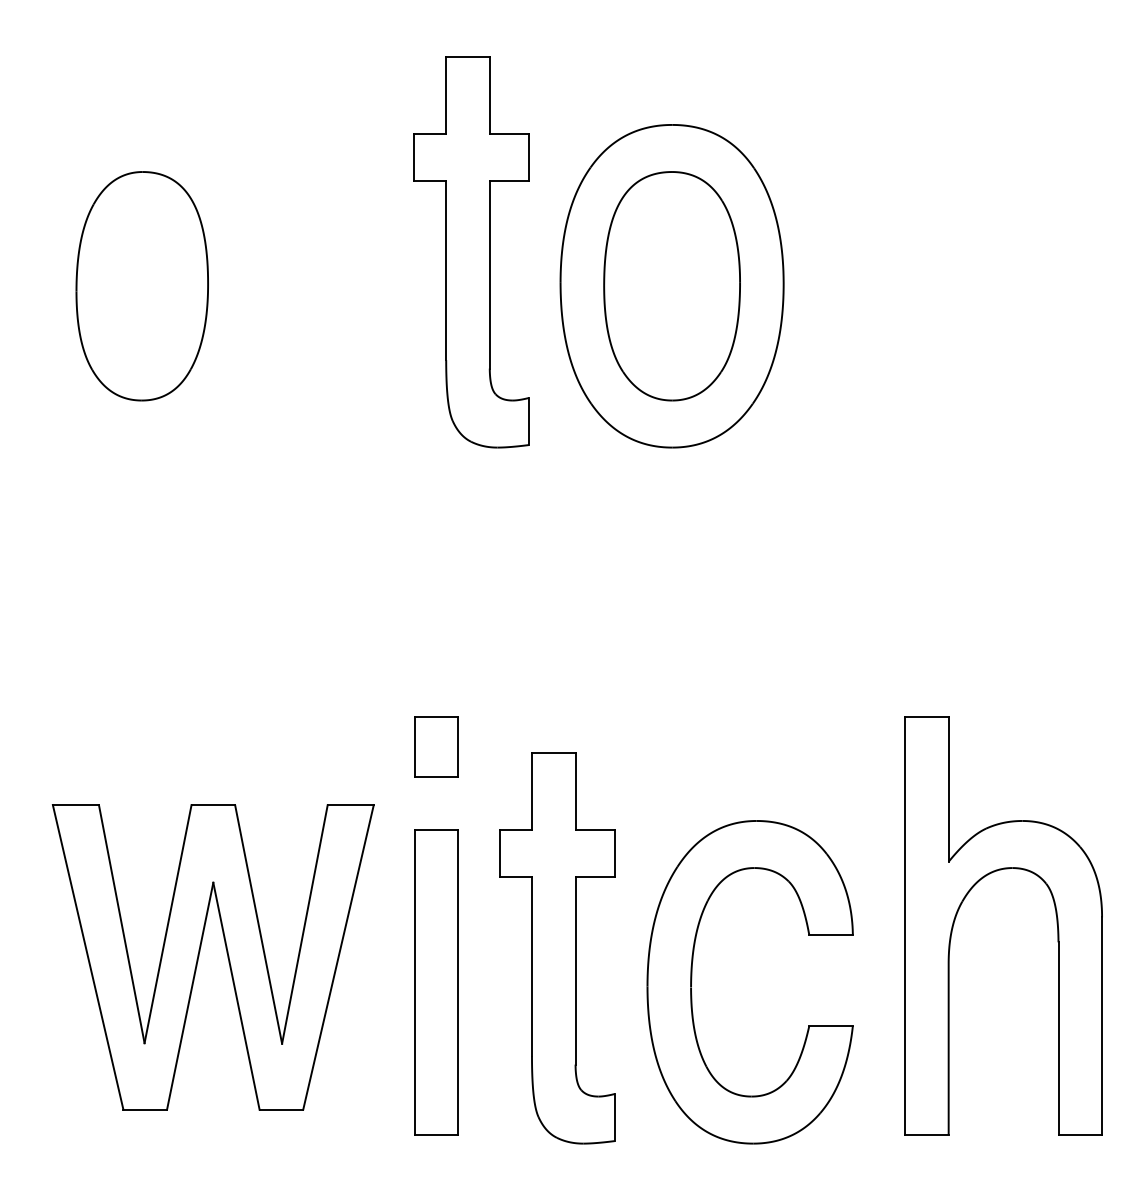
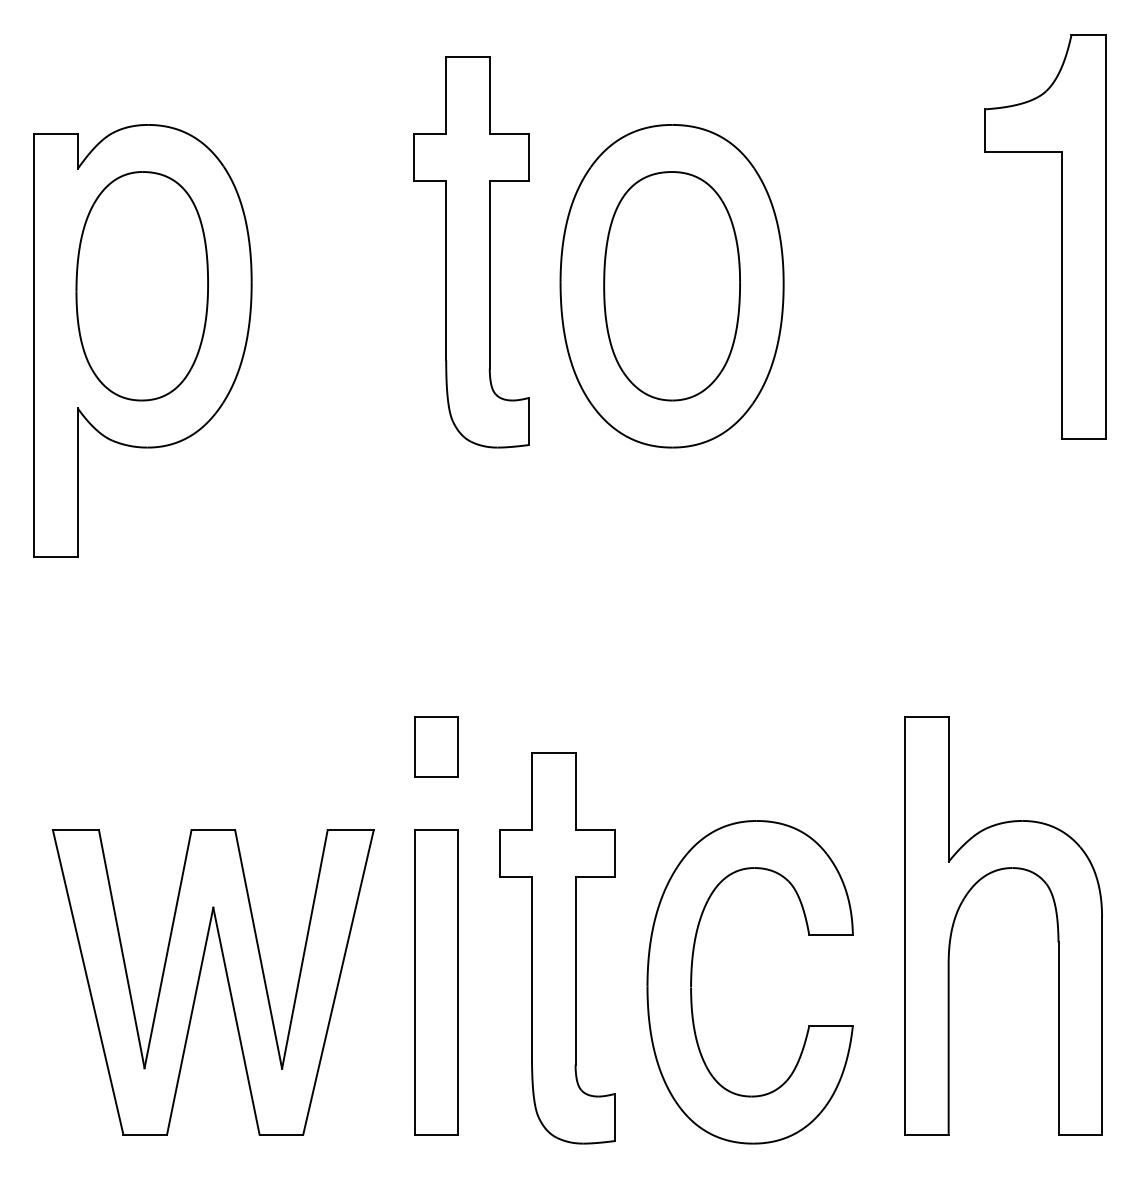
part: none -> present (1061, 236)
part: none -> present (142, 340)
part position: (199, 956) -> (199, 981) (199, 981)
